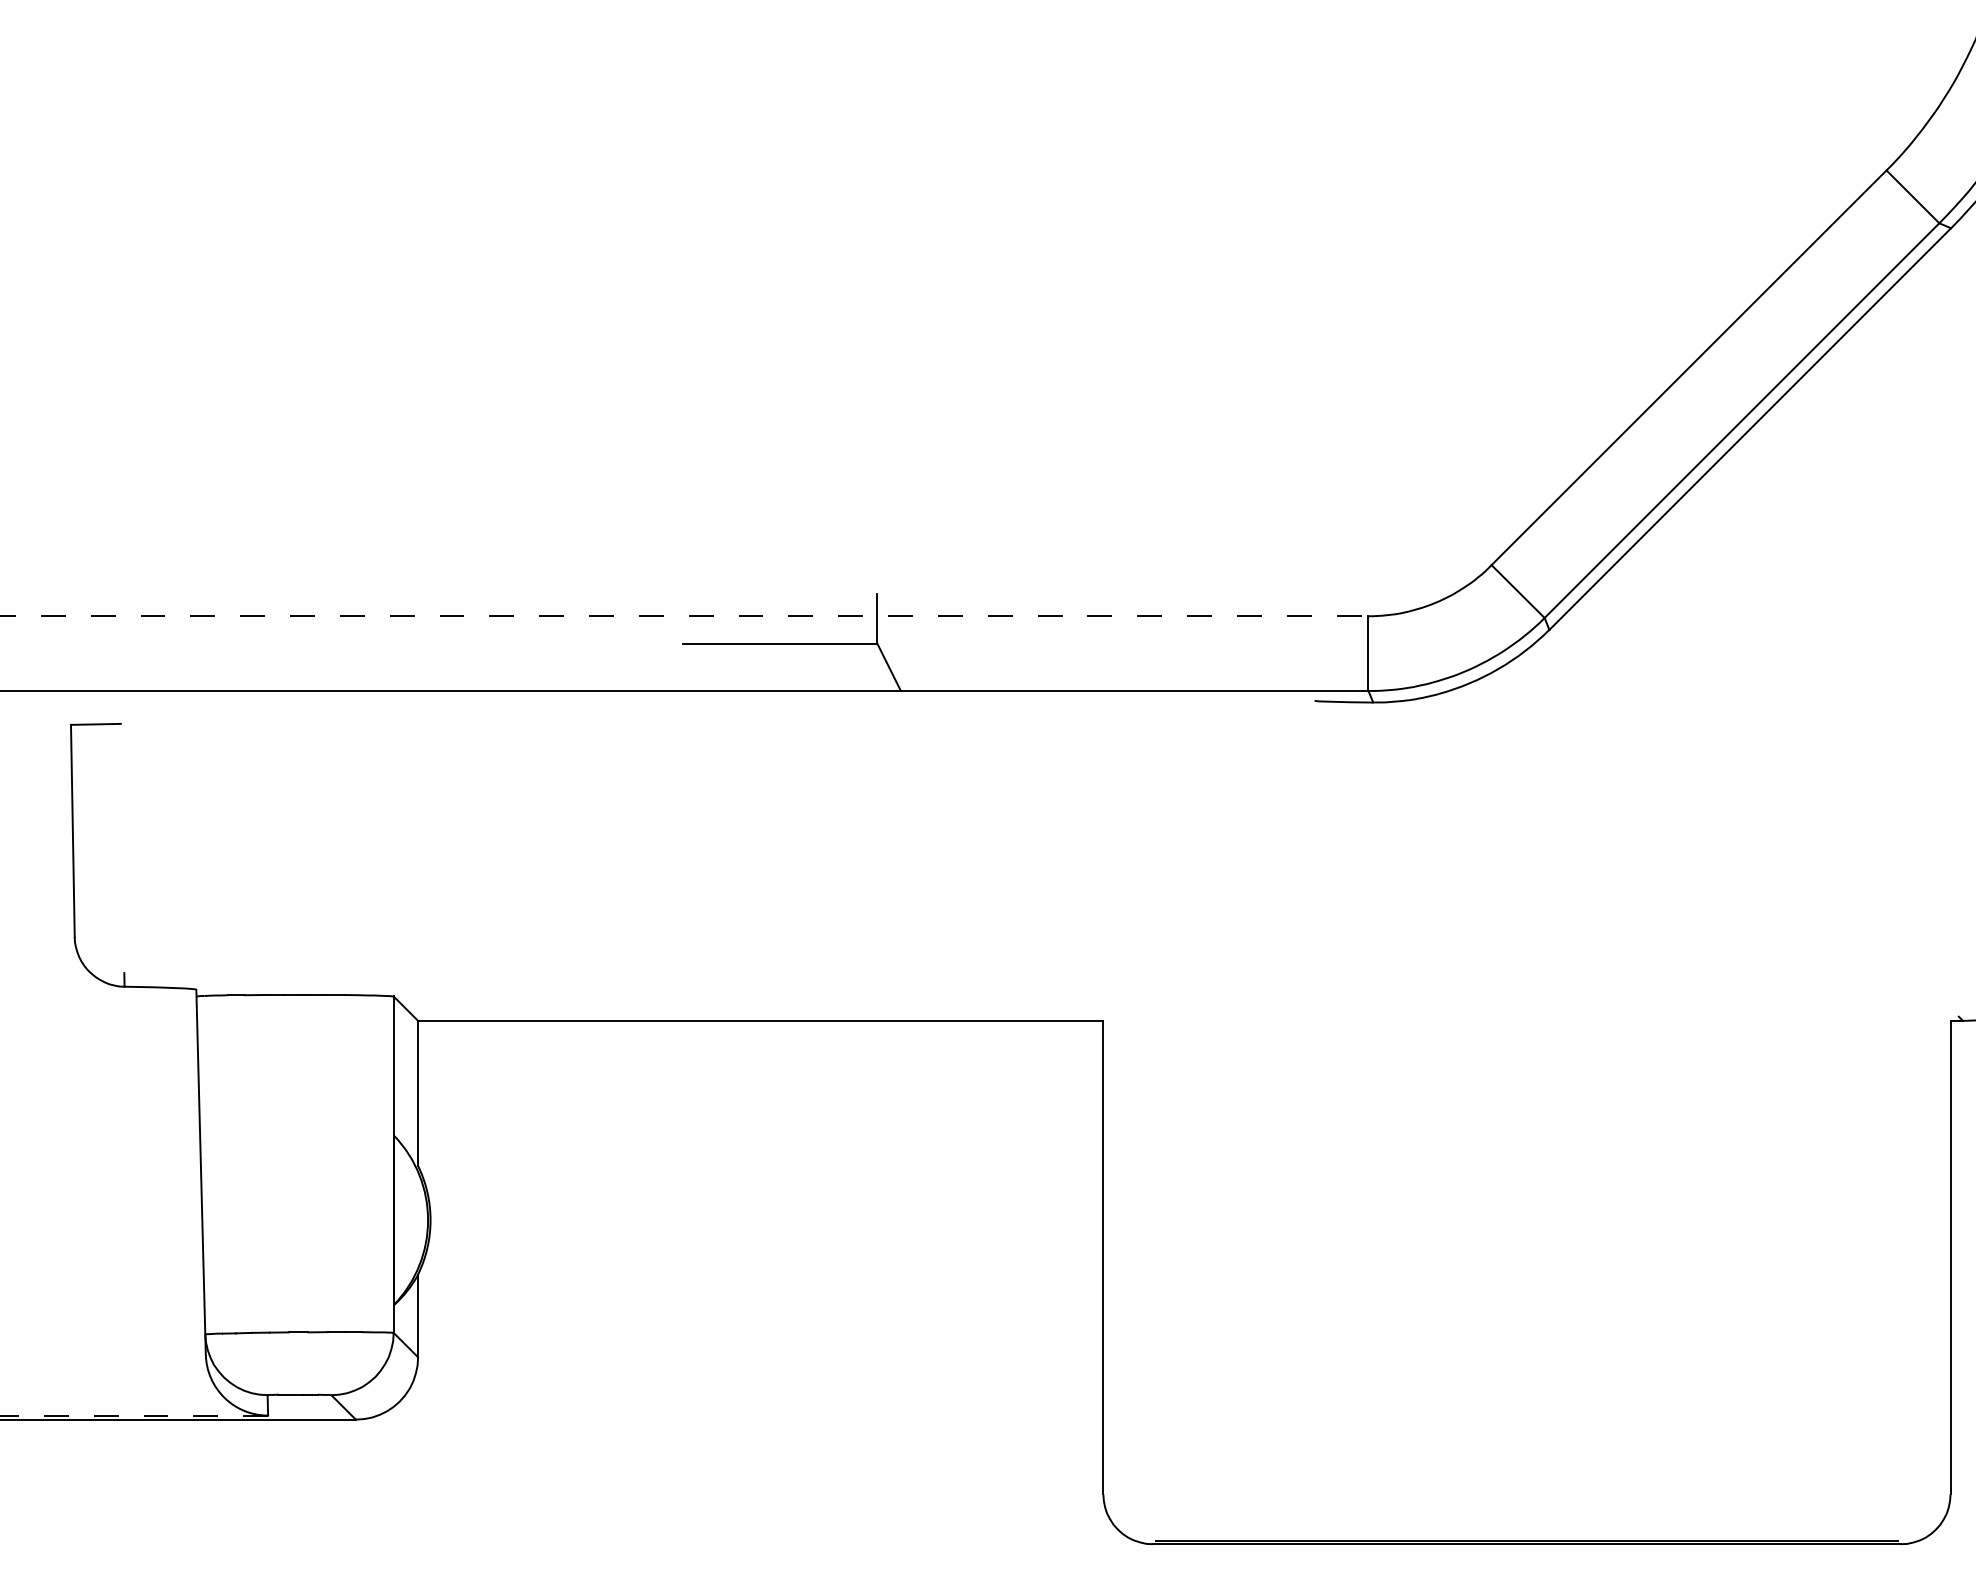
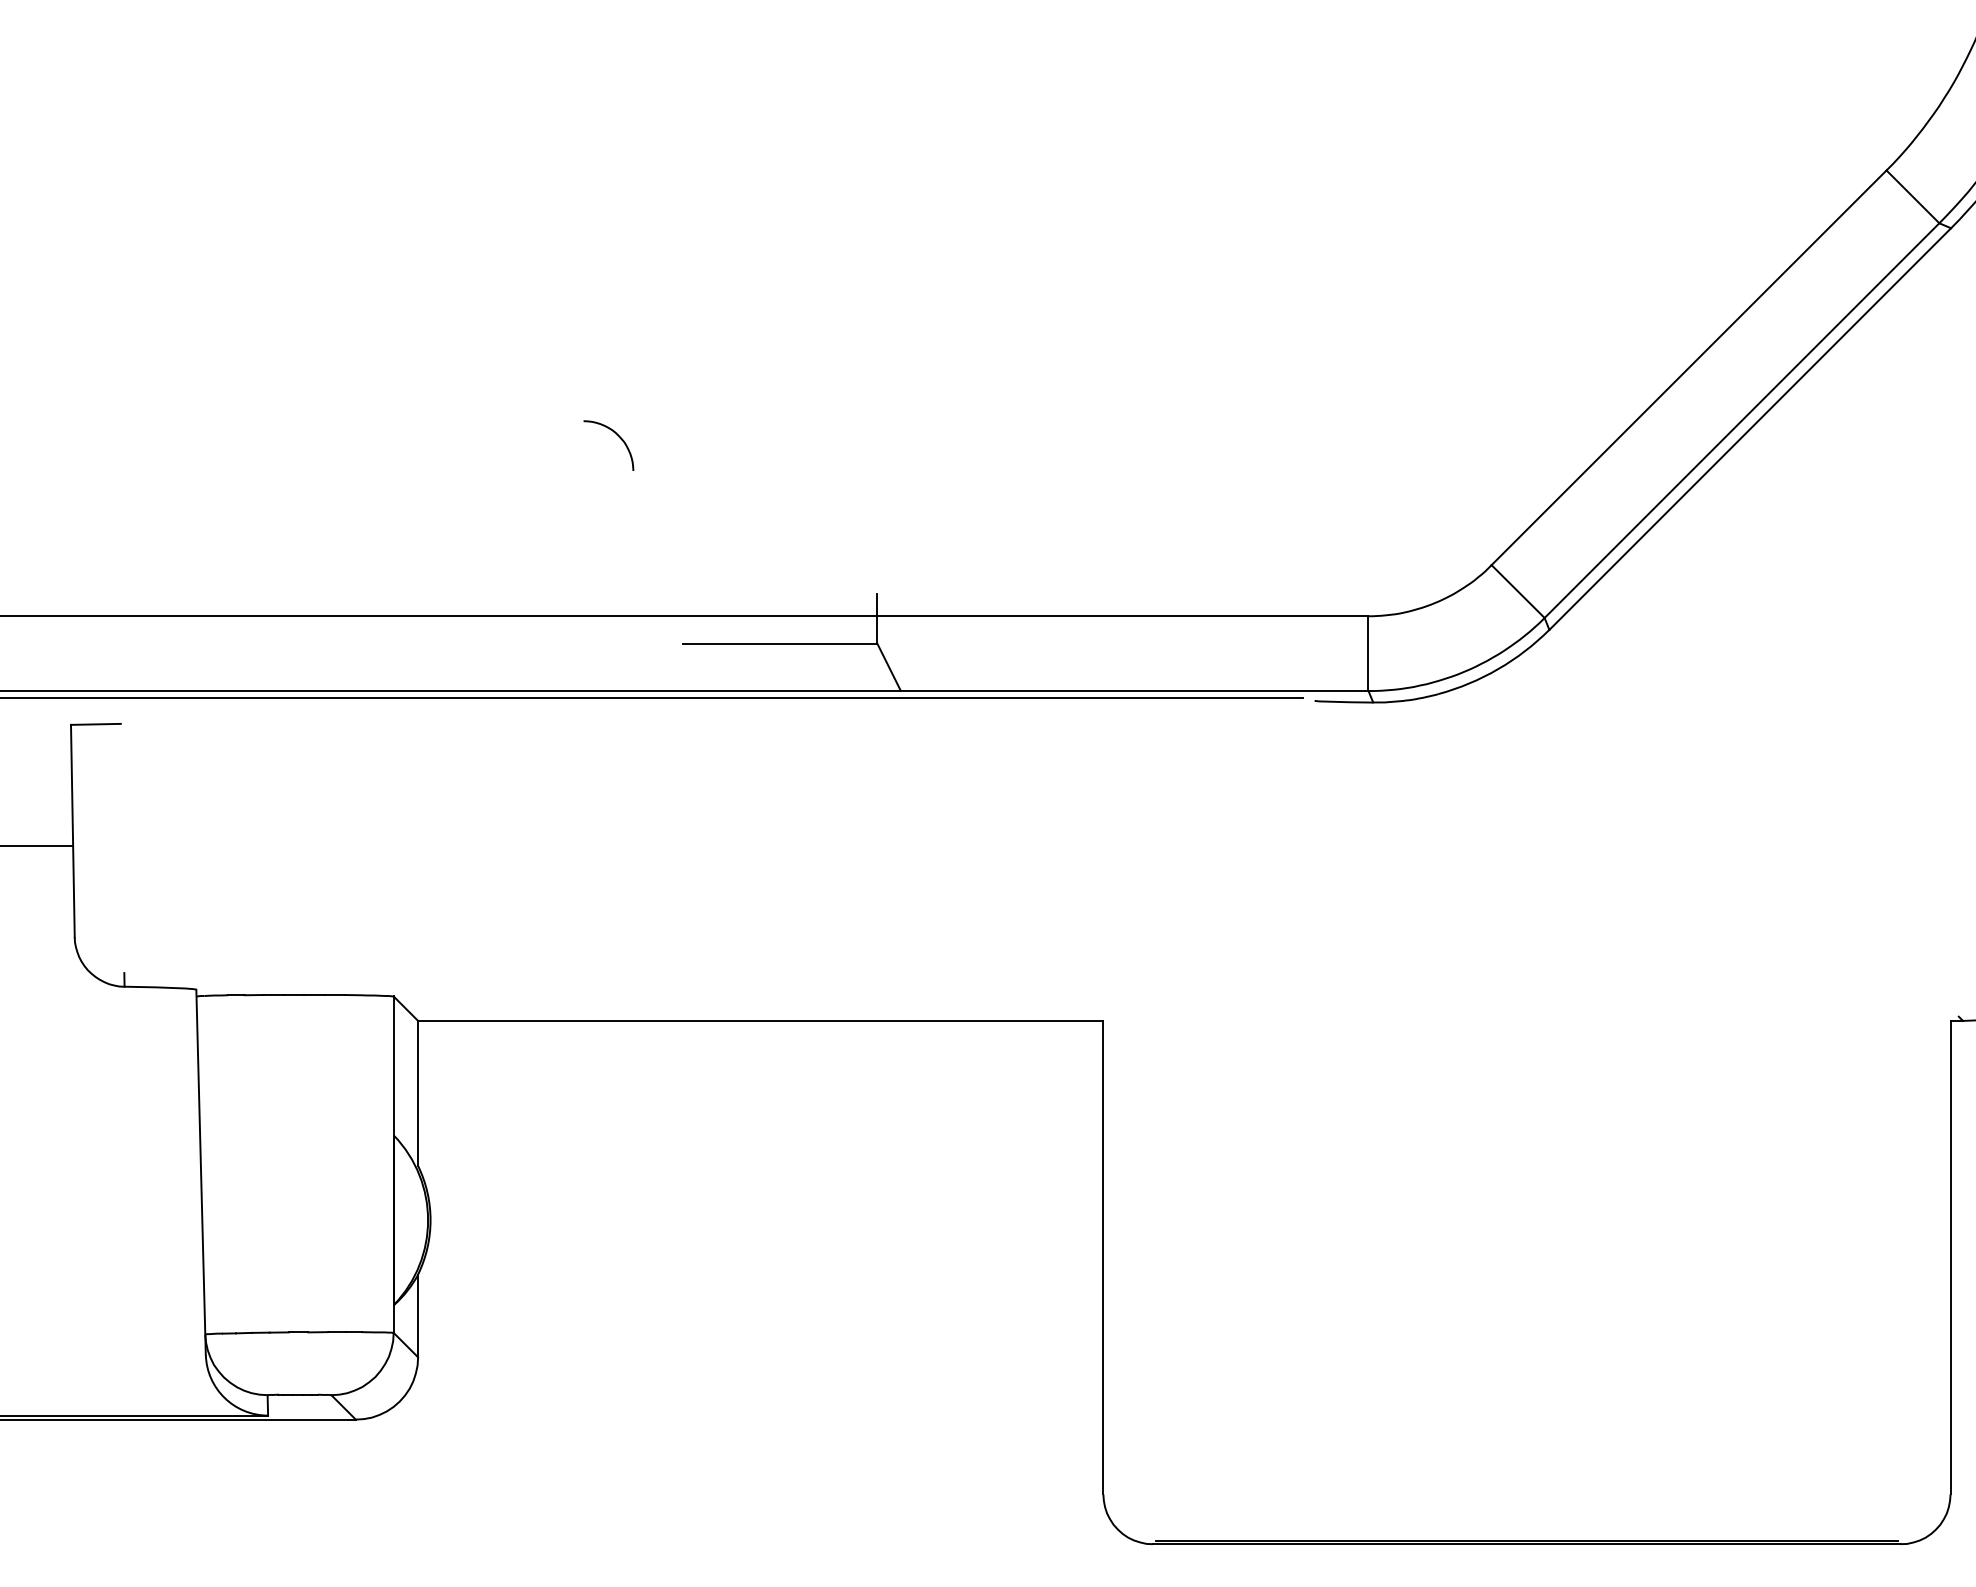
curve: none -> present (618, 437)
line: dashed -> solid (684, 616)
line: none -> present (652, 698)
line: none -> present (37, 846)
line: dashed -> solid (134, 1415)
